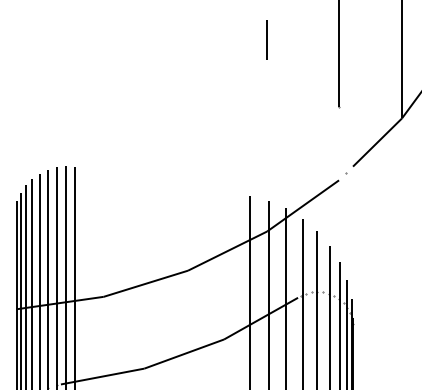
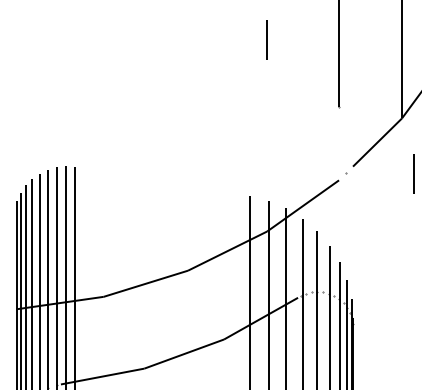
line: none -> present (413, 173)
